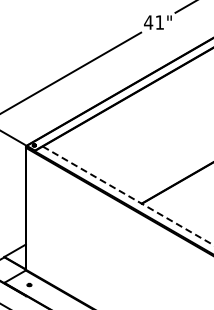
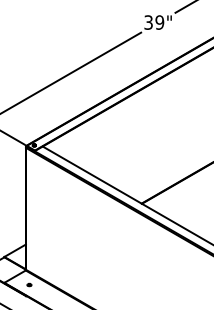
text: 41" -> 39" (154, 22)
line: dashed -> solid (128, 195)
